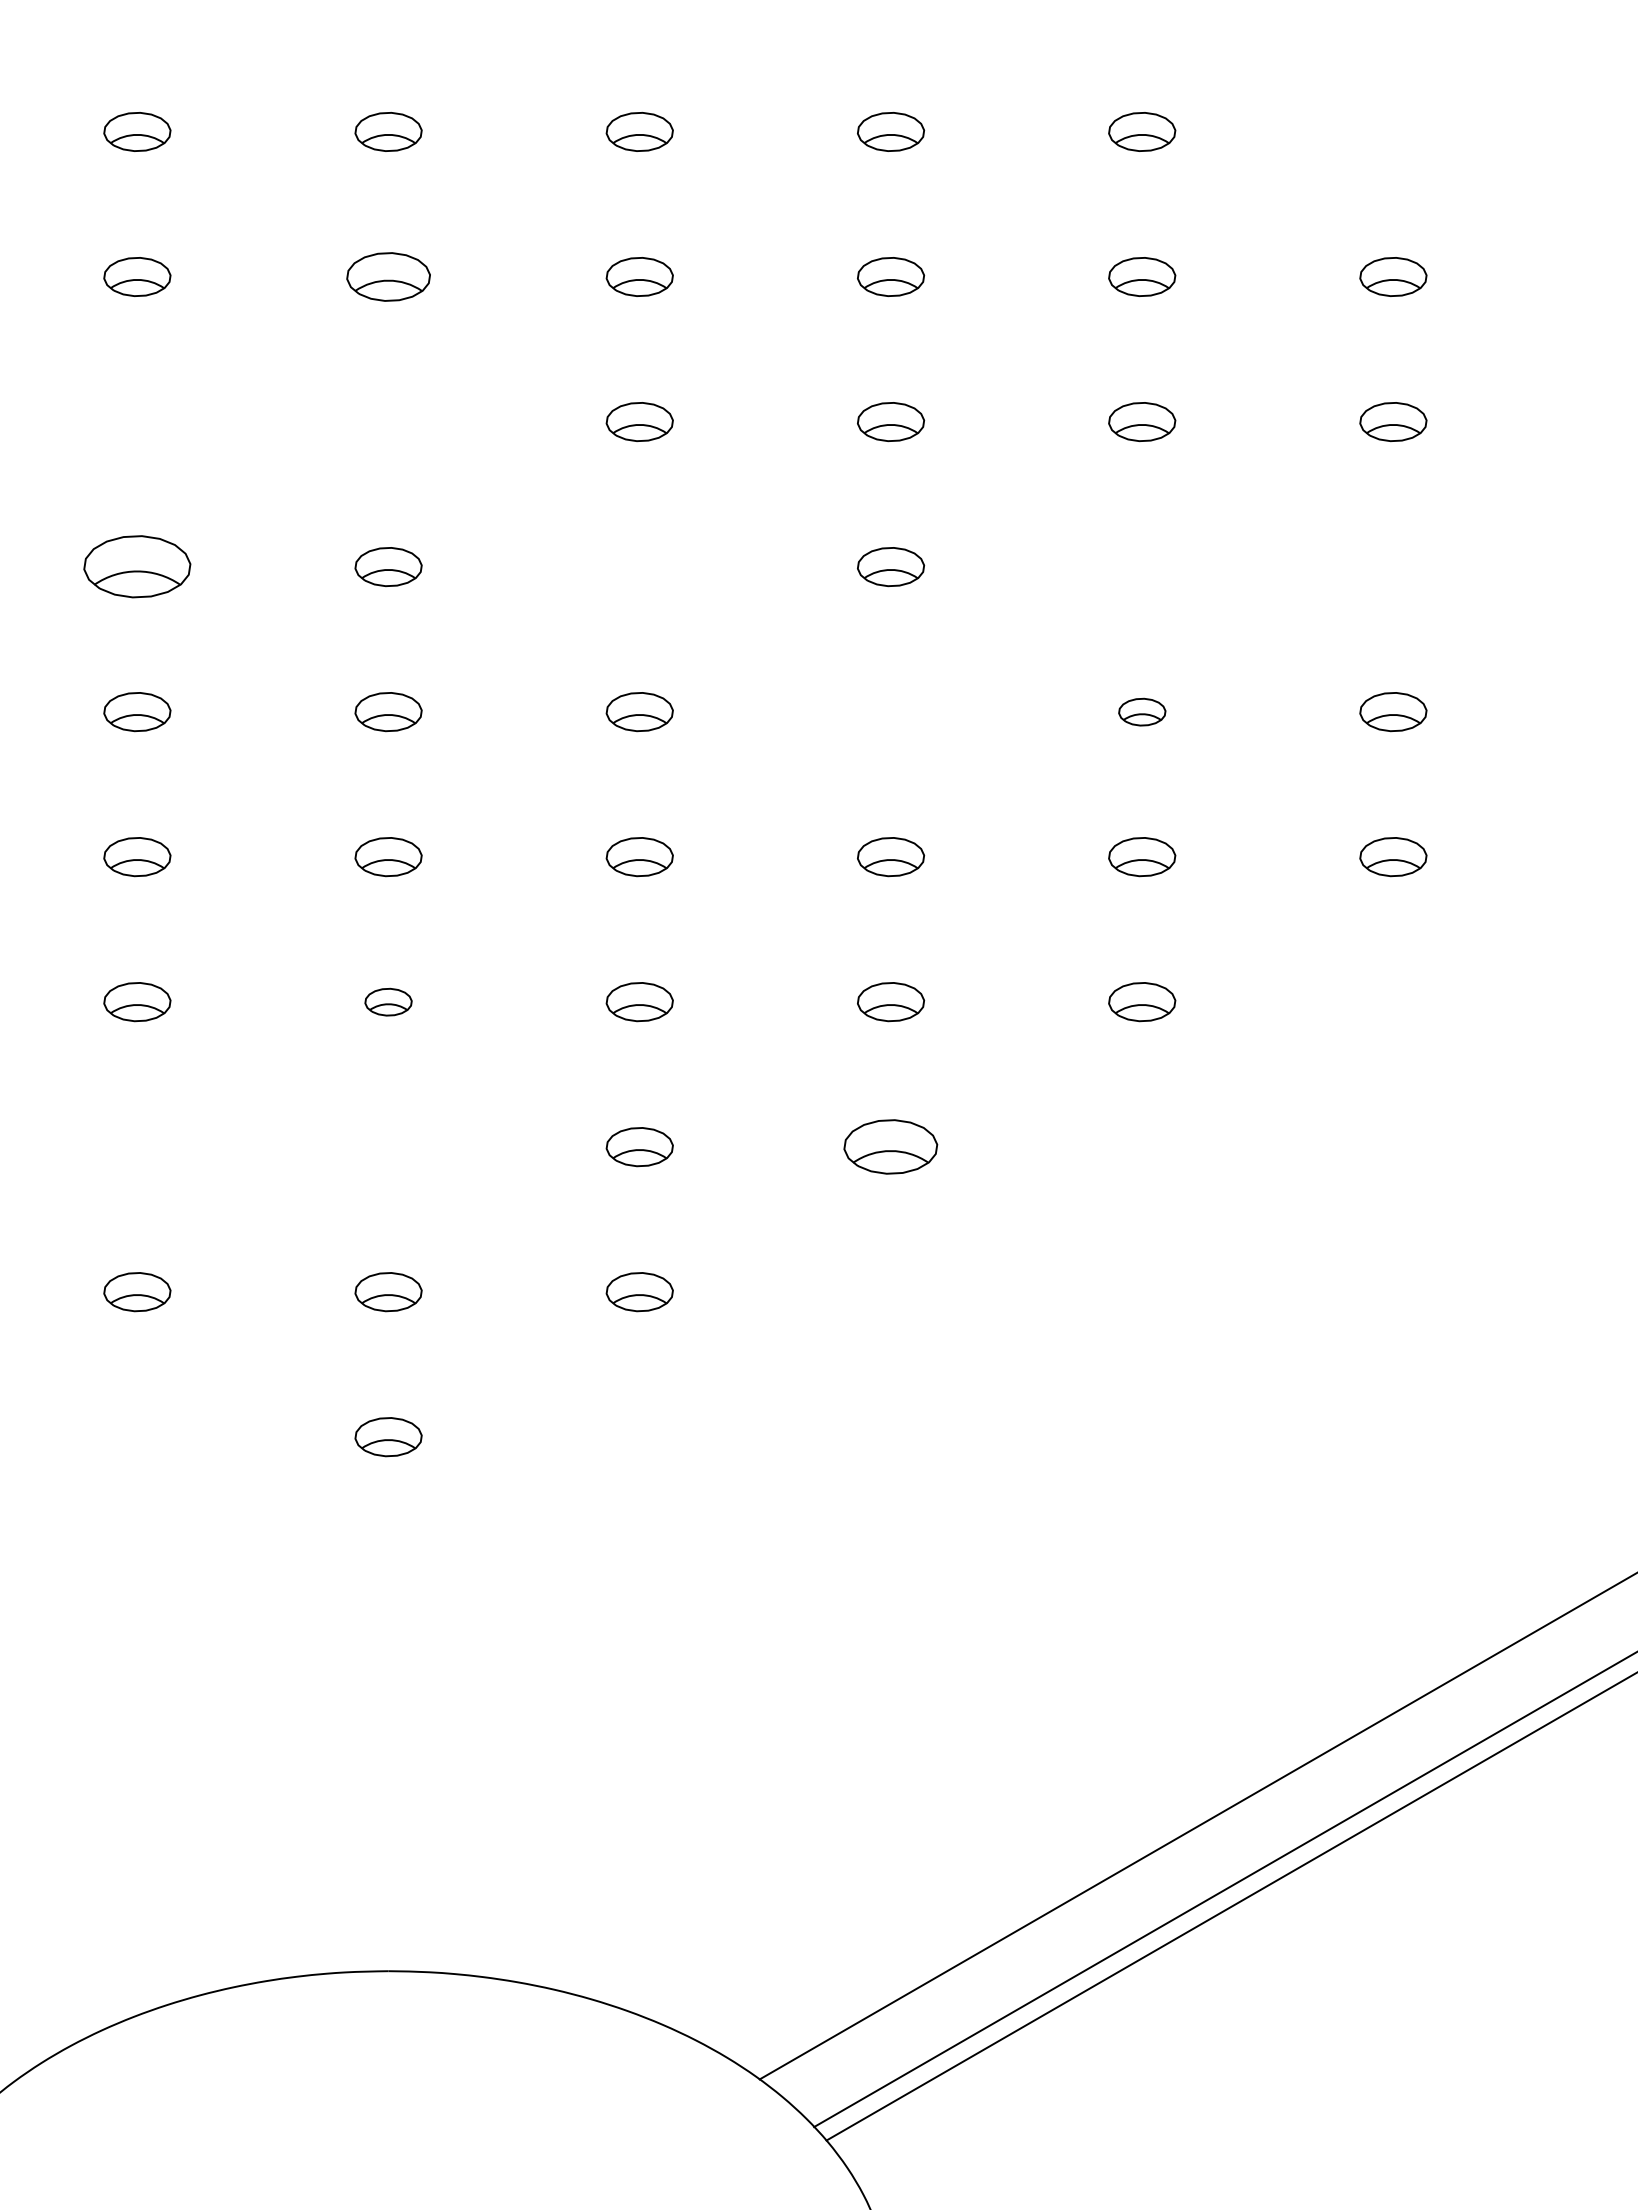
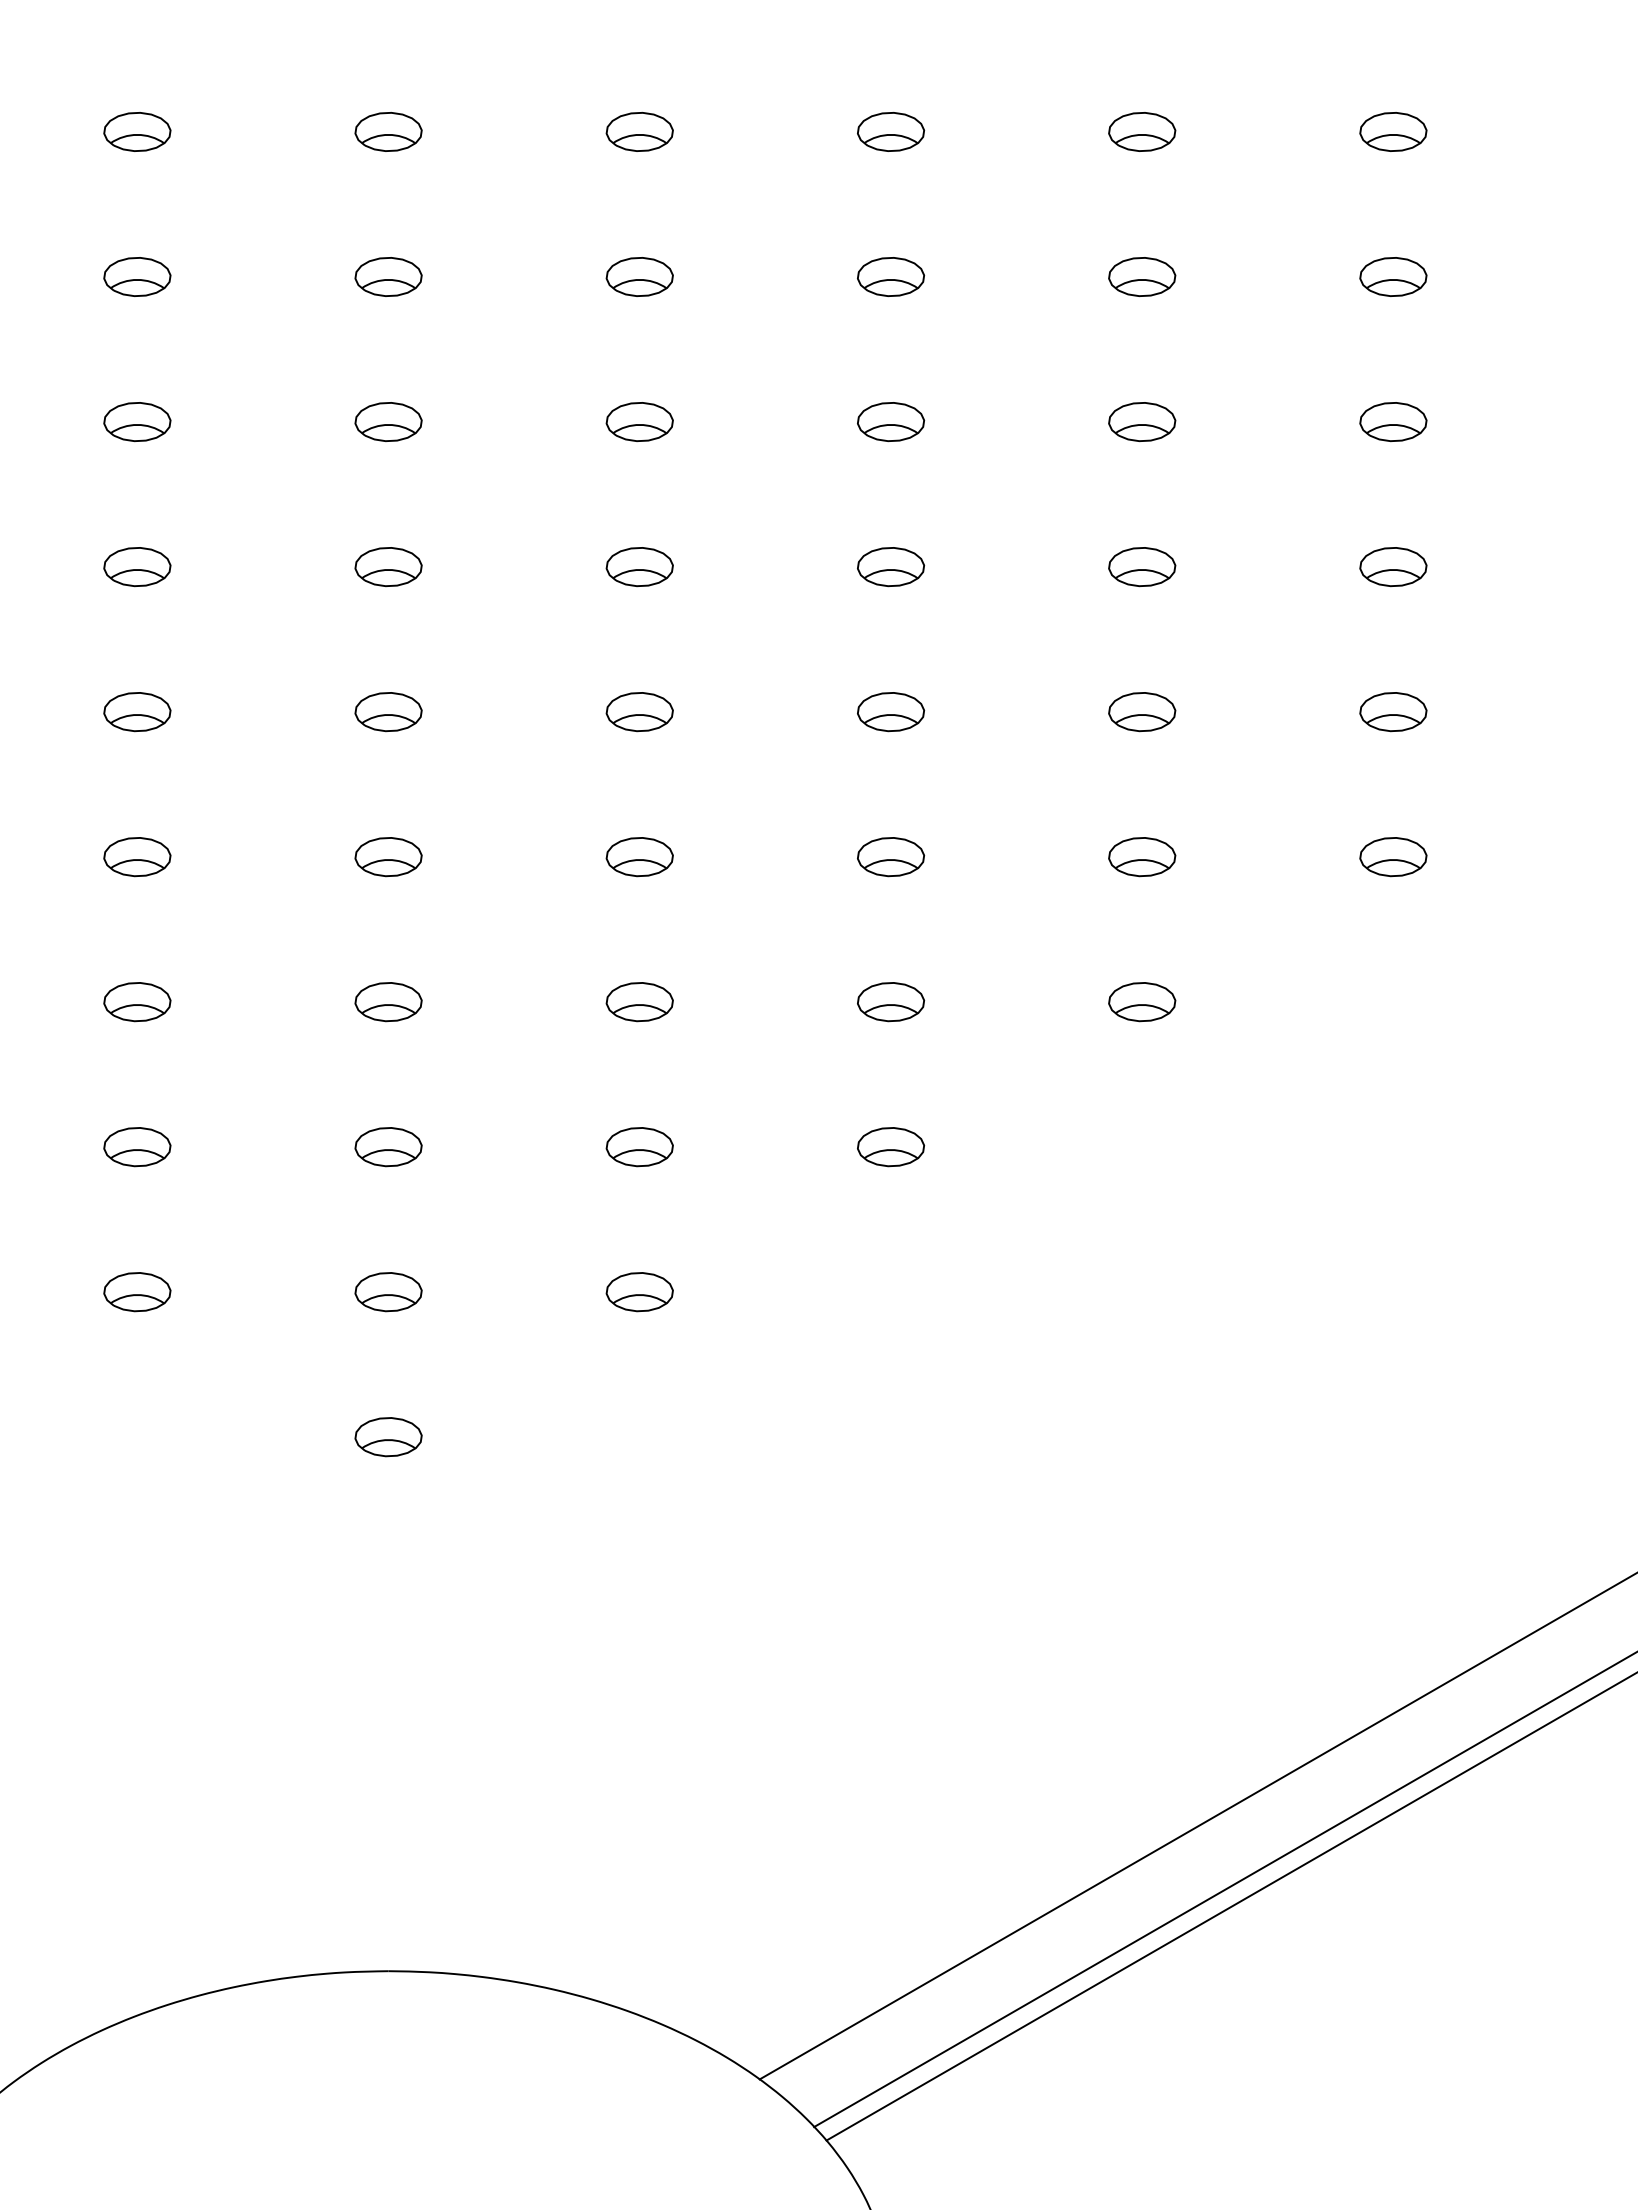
part: none -> present (1393, 131)
part size: 85x50 px -> 69x40 px (388, 276)
part: none -> present (388, 421)
part: none -> present (137, 422)
part size: 109x64 px -> 69x41 px (137, 567)
part: none -> present (639, 567)
part: none -> present (1142, 567)
part: none -> present (1393, 567)
part size: 49x30 px -> 69x41 px (1142, 712)
part: none -> present (891, 712)
part size: 49x30 px -> 69x41 px (388, 1002)
part size: 96x56 px -> 69x41 px (891, 1147)
part: none -> present (137, 1147)
part: none -> present (388, 1147)
